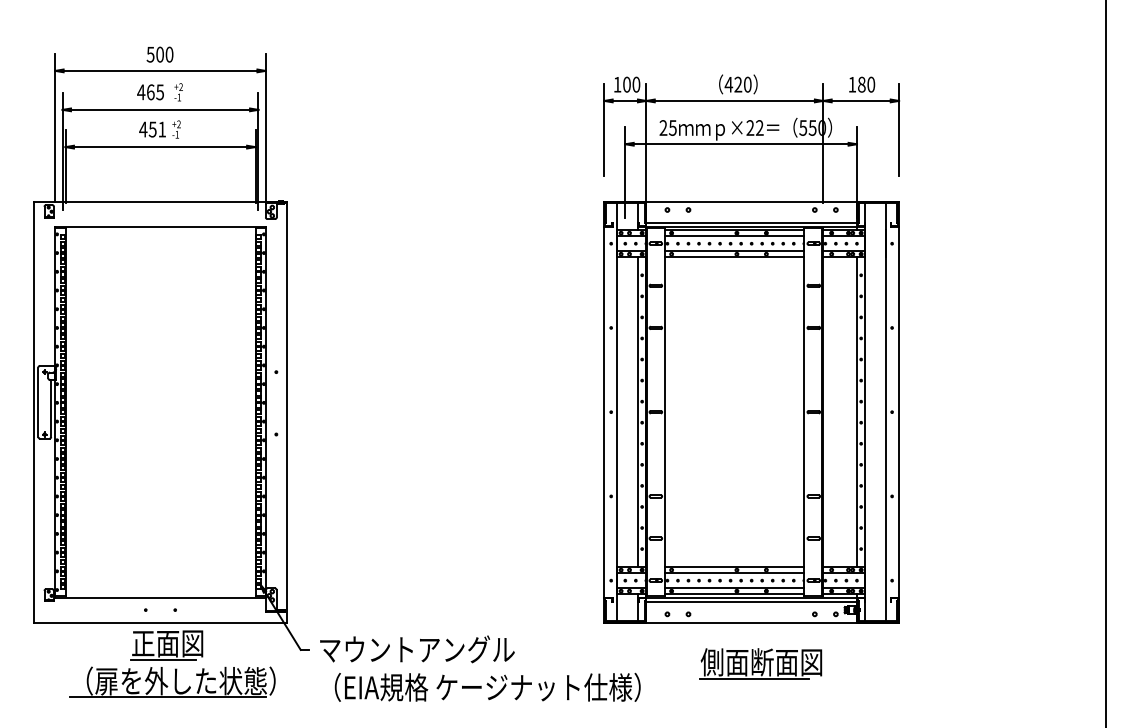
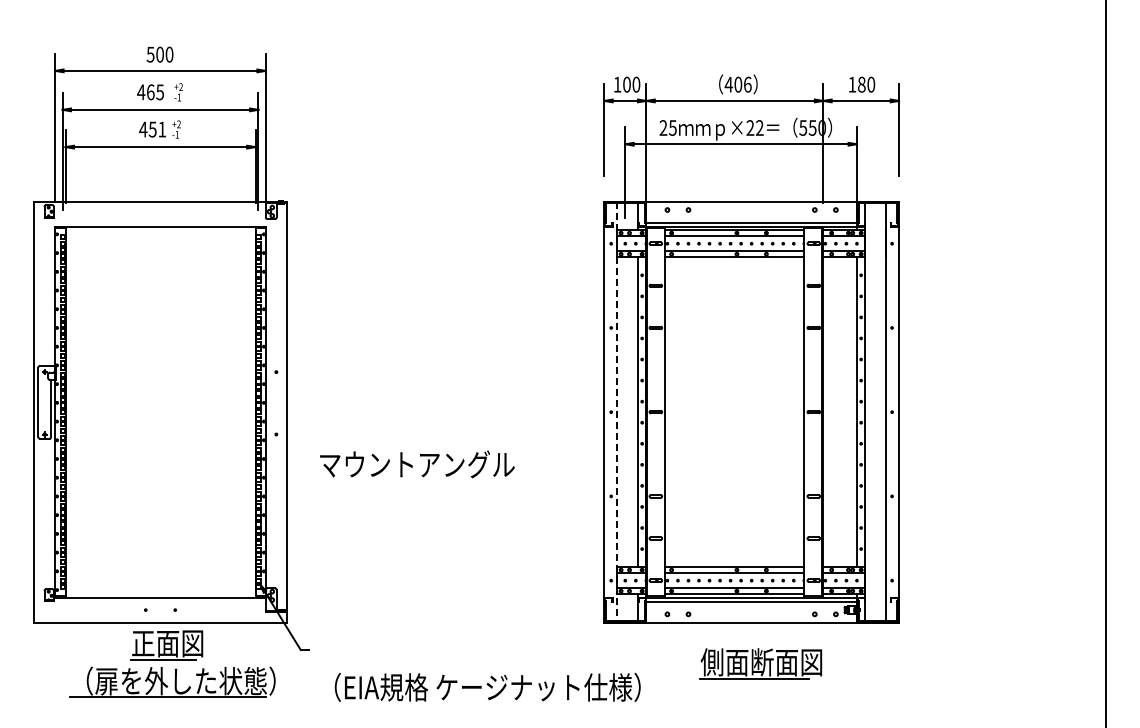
text: 420 -> 406 (742, 84)
line: solid -> dashed (616, 412)
text position: (417, 649) -> (417, 464) (417, 464)
